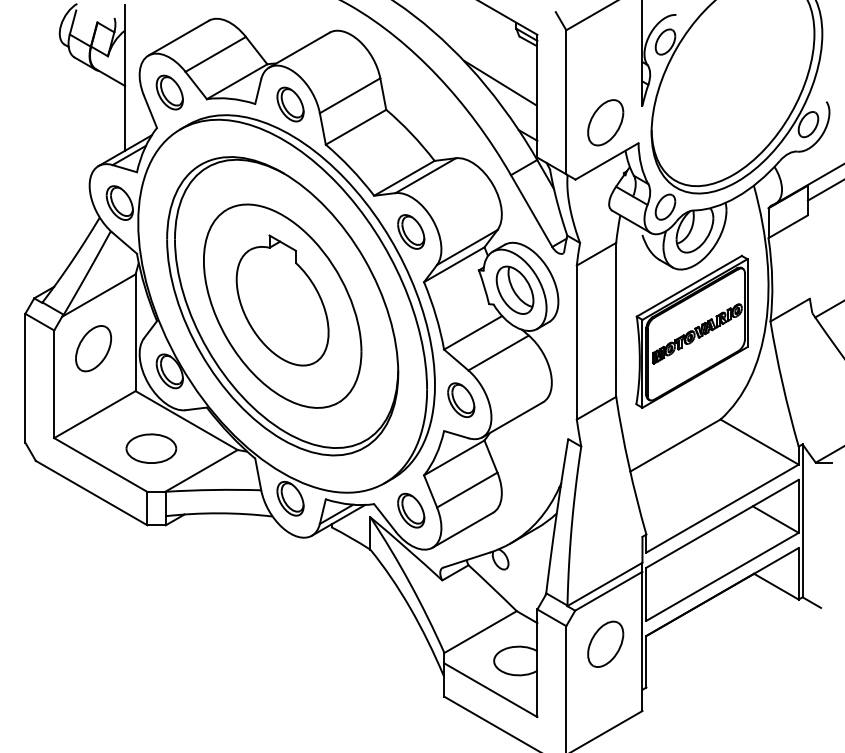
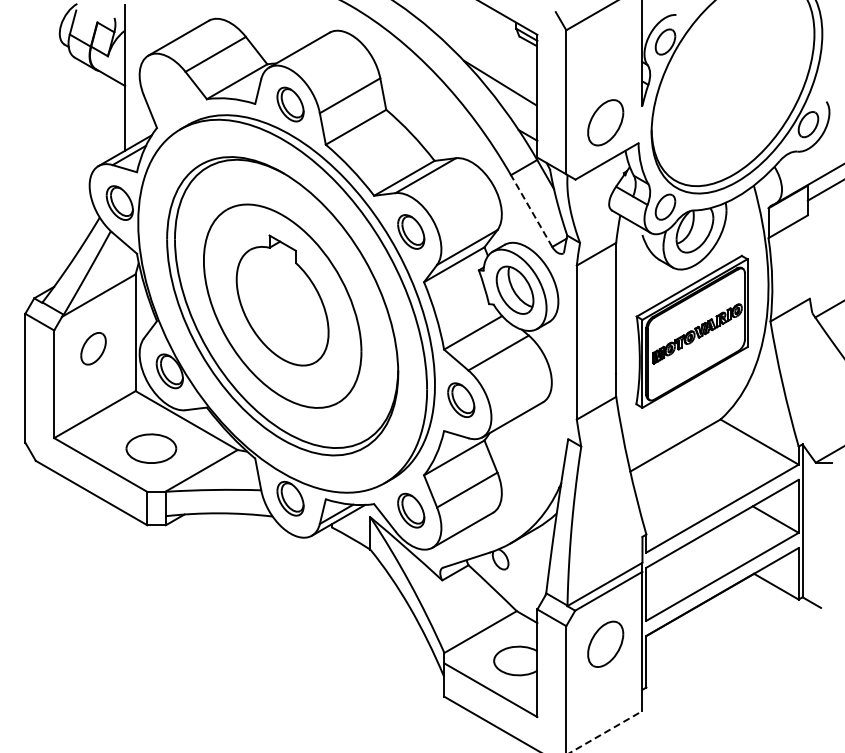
part: present -> none (169, 92)
line: solid -> dashed (531, 210)
part size: 37x48 px -> 27x34 px (93, 348)
line: solid -> dashed (606, 731)
